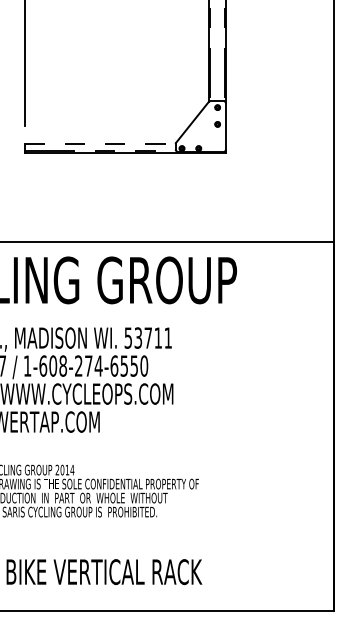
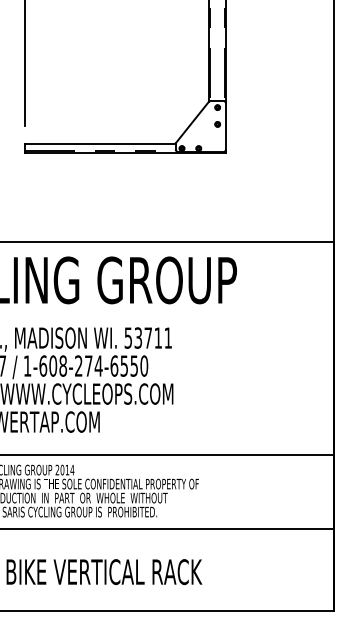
line: dashed -> solid (100, 144)
line: none -> present (168, 454)
line: none -> present (168, 529)
